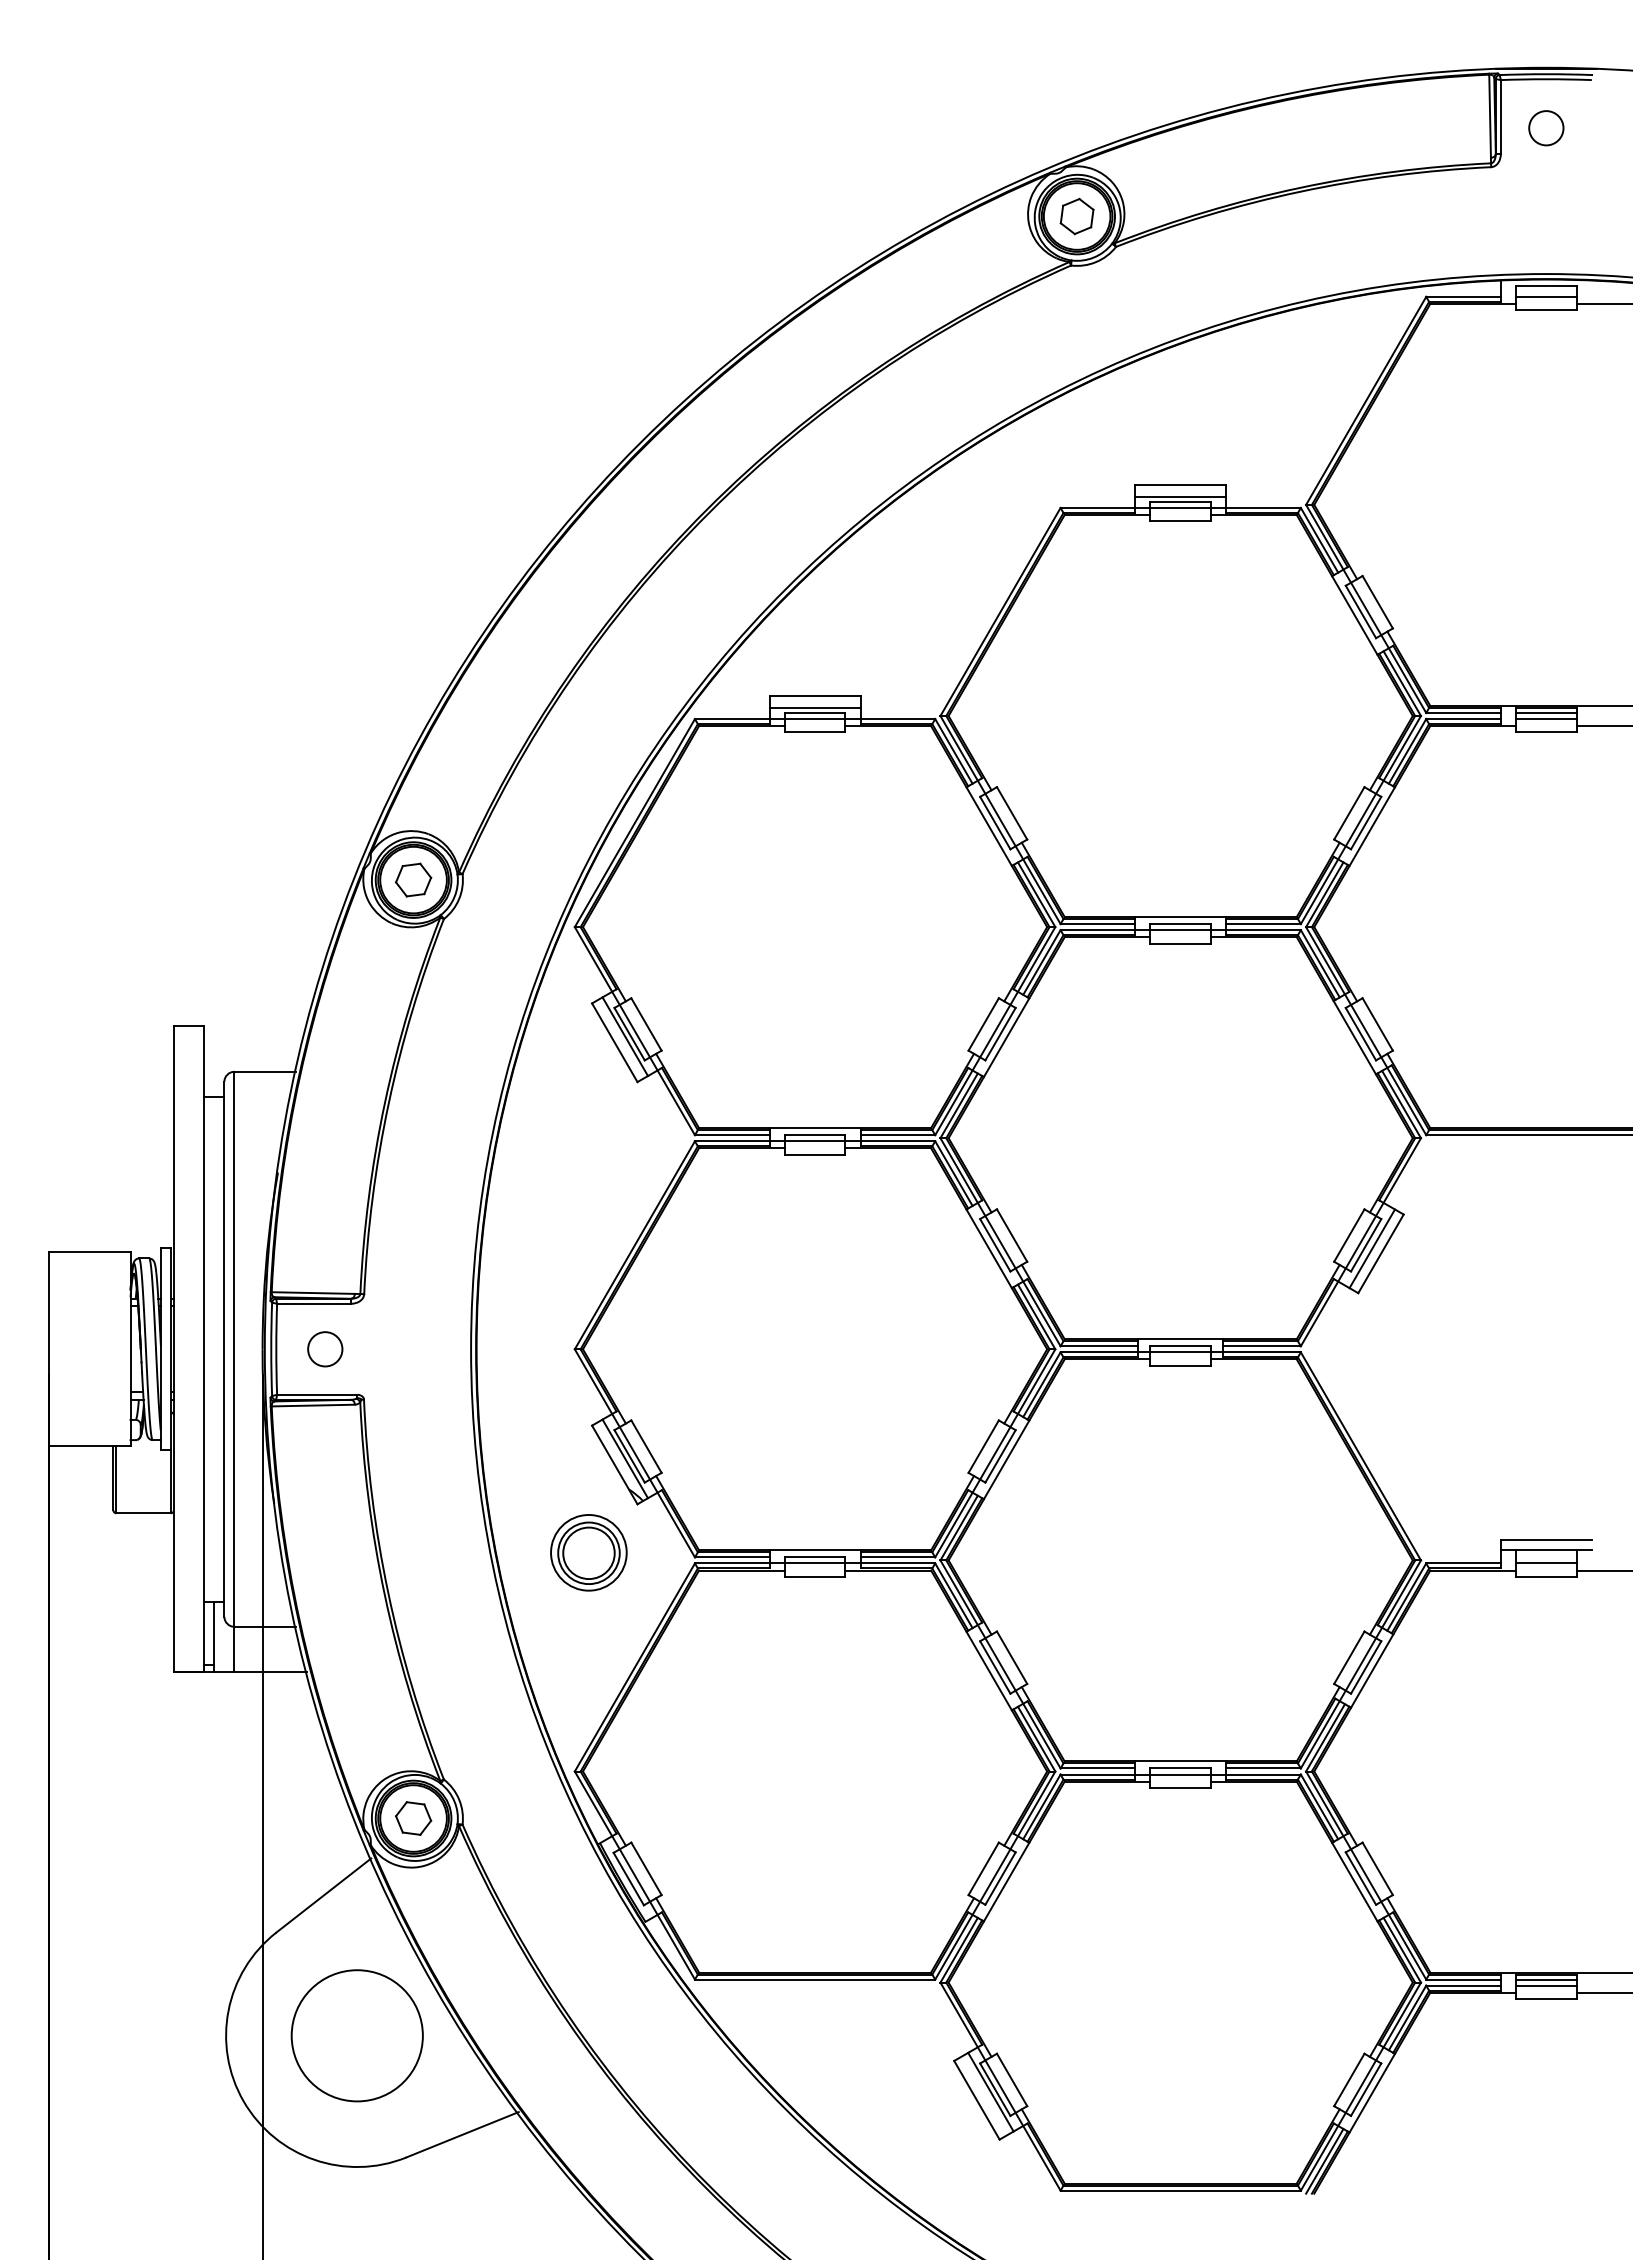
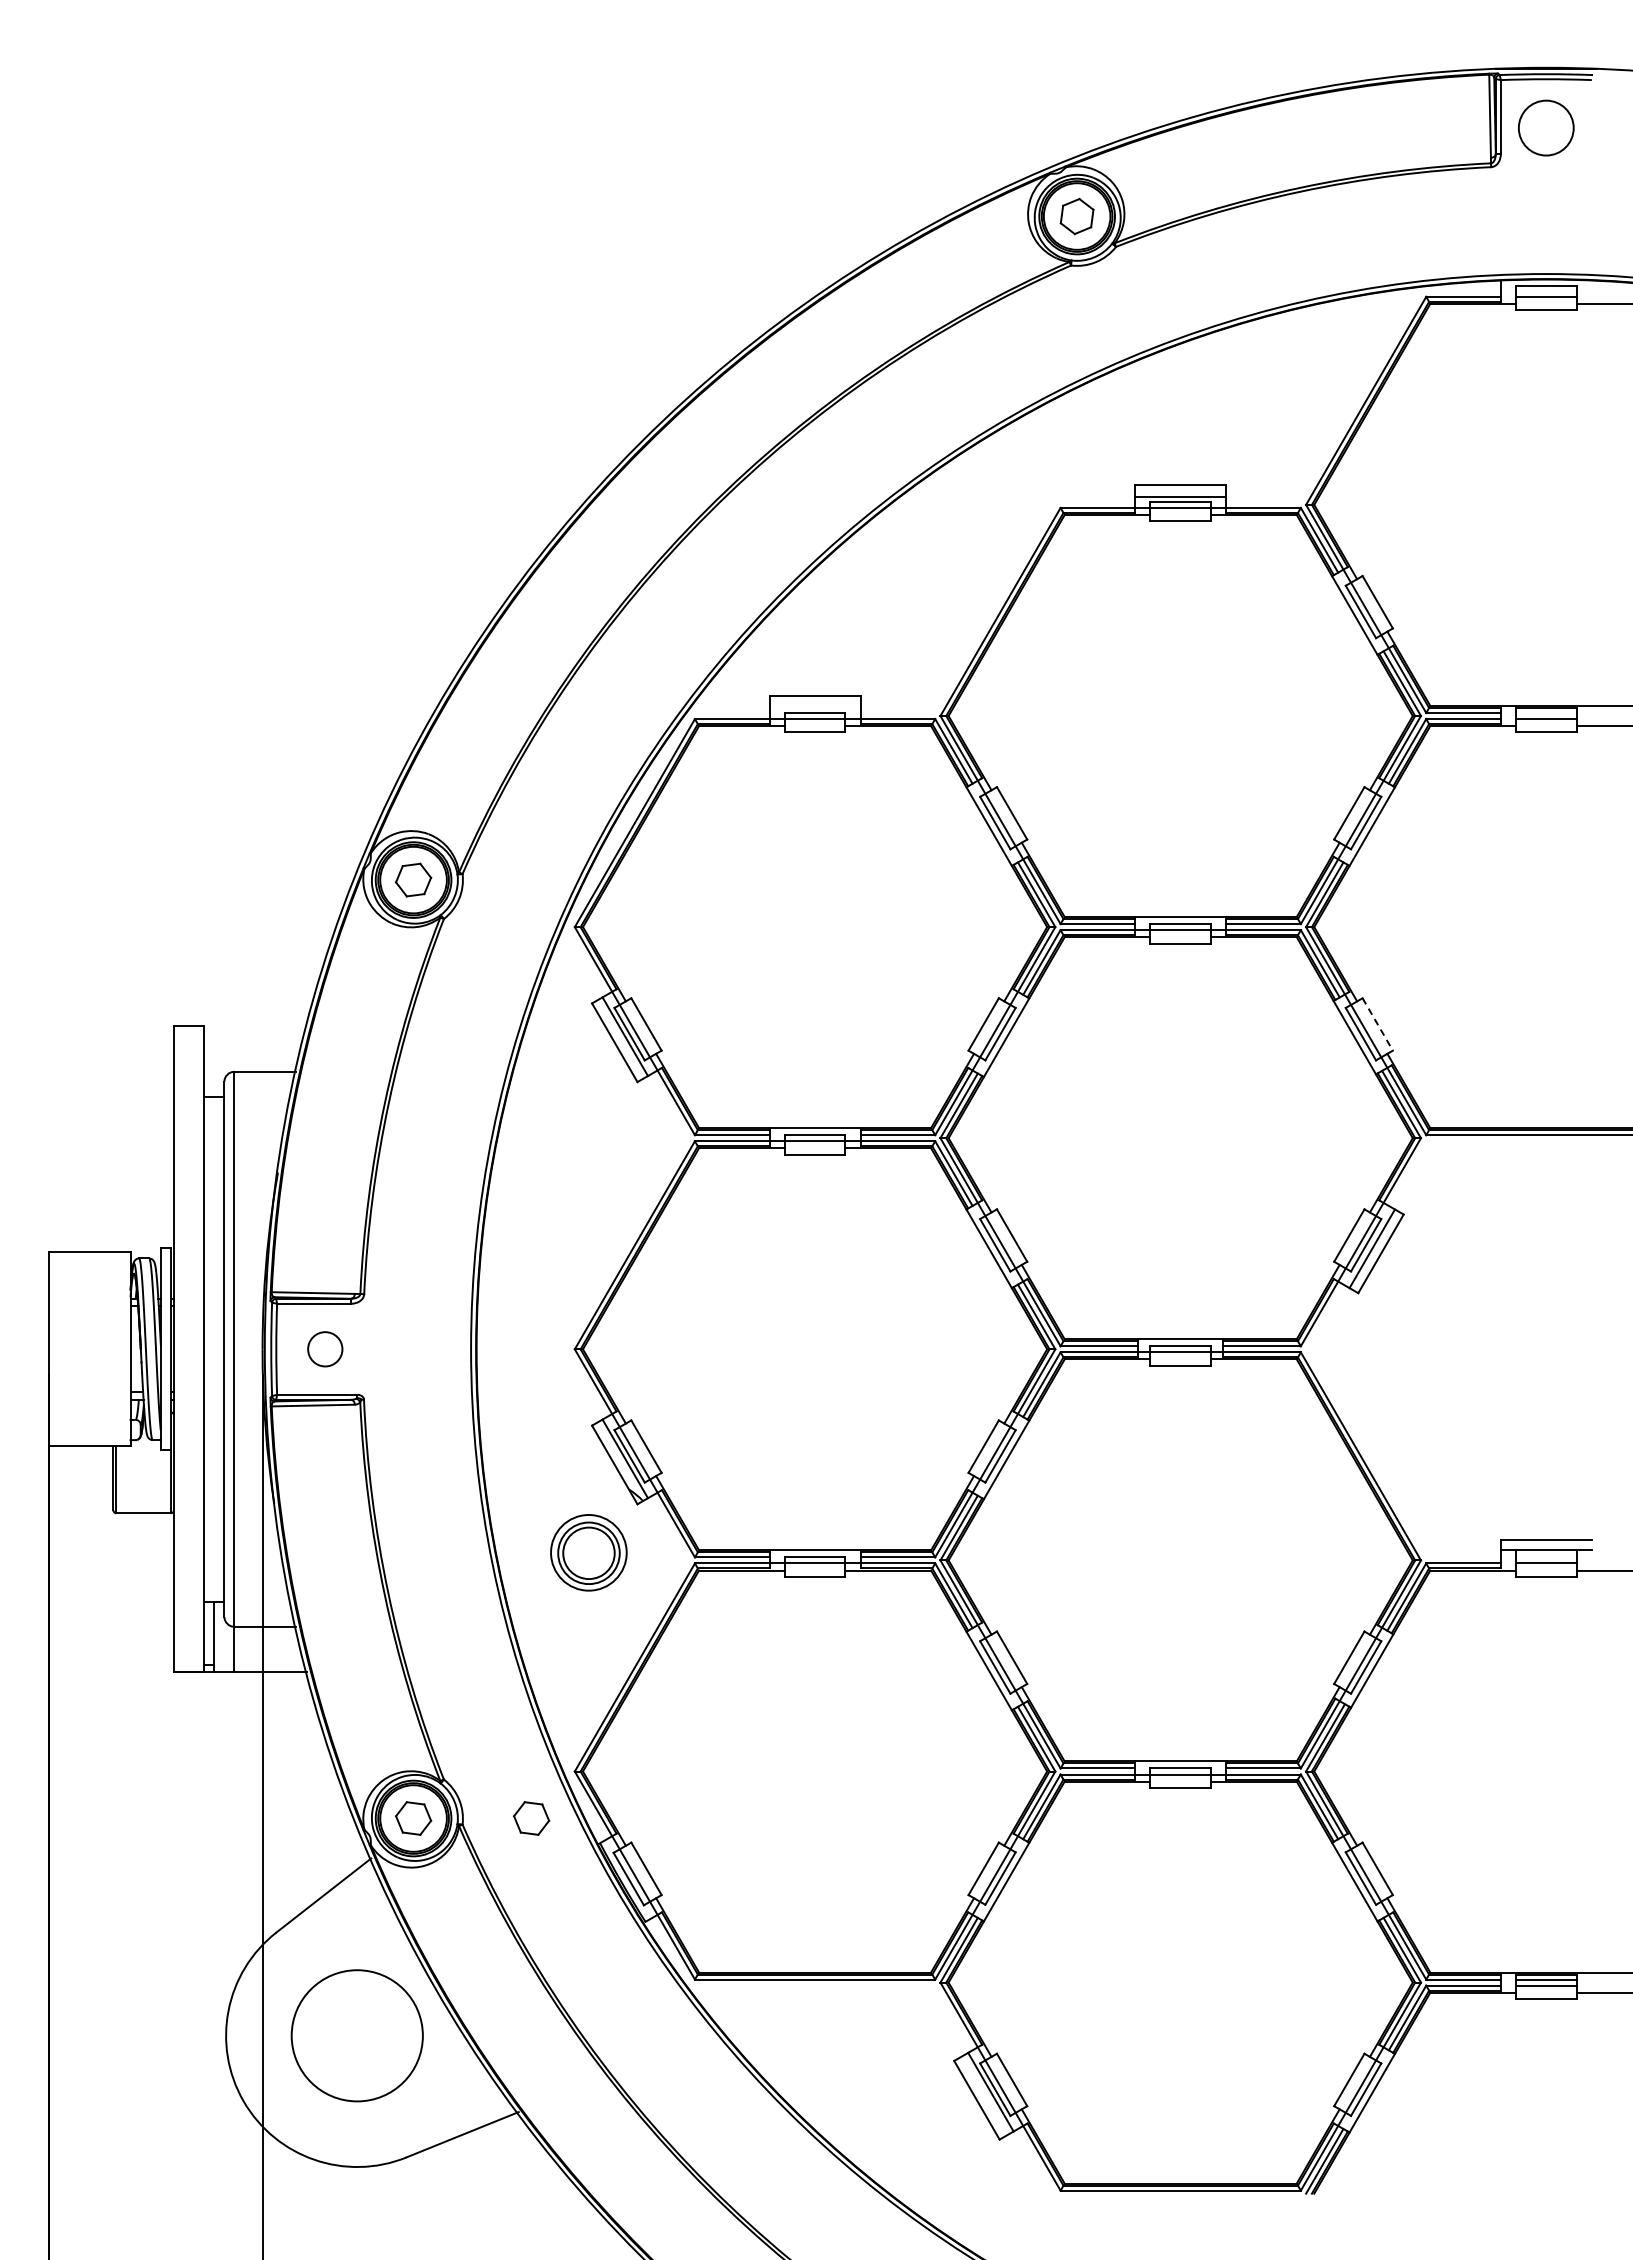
circle size: 37x37 px -> 57x58 px (1546, 127)
line: present -> none (814, 707)
line: present -> none (1546, 712)
line: solid -> dashed (1377, 1024)
part: none -> present (531, 1818)
